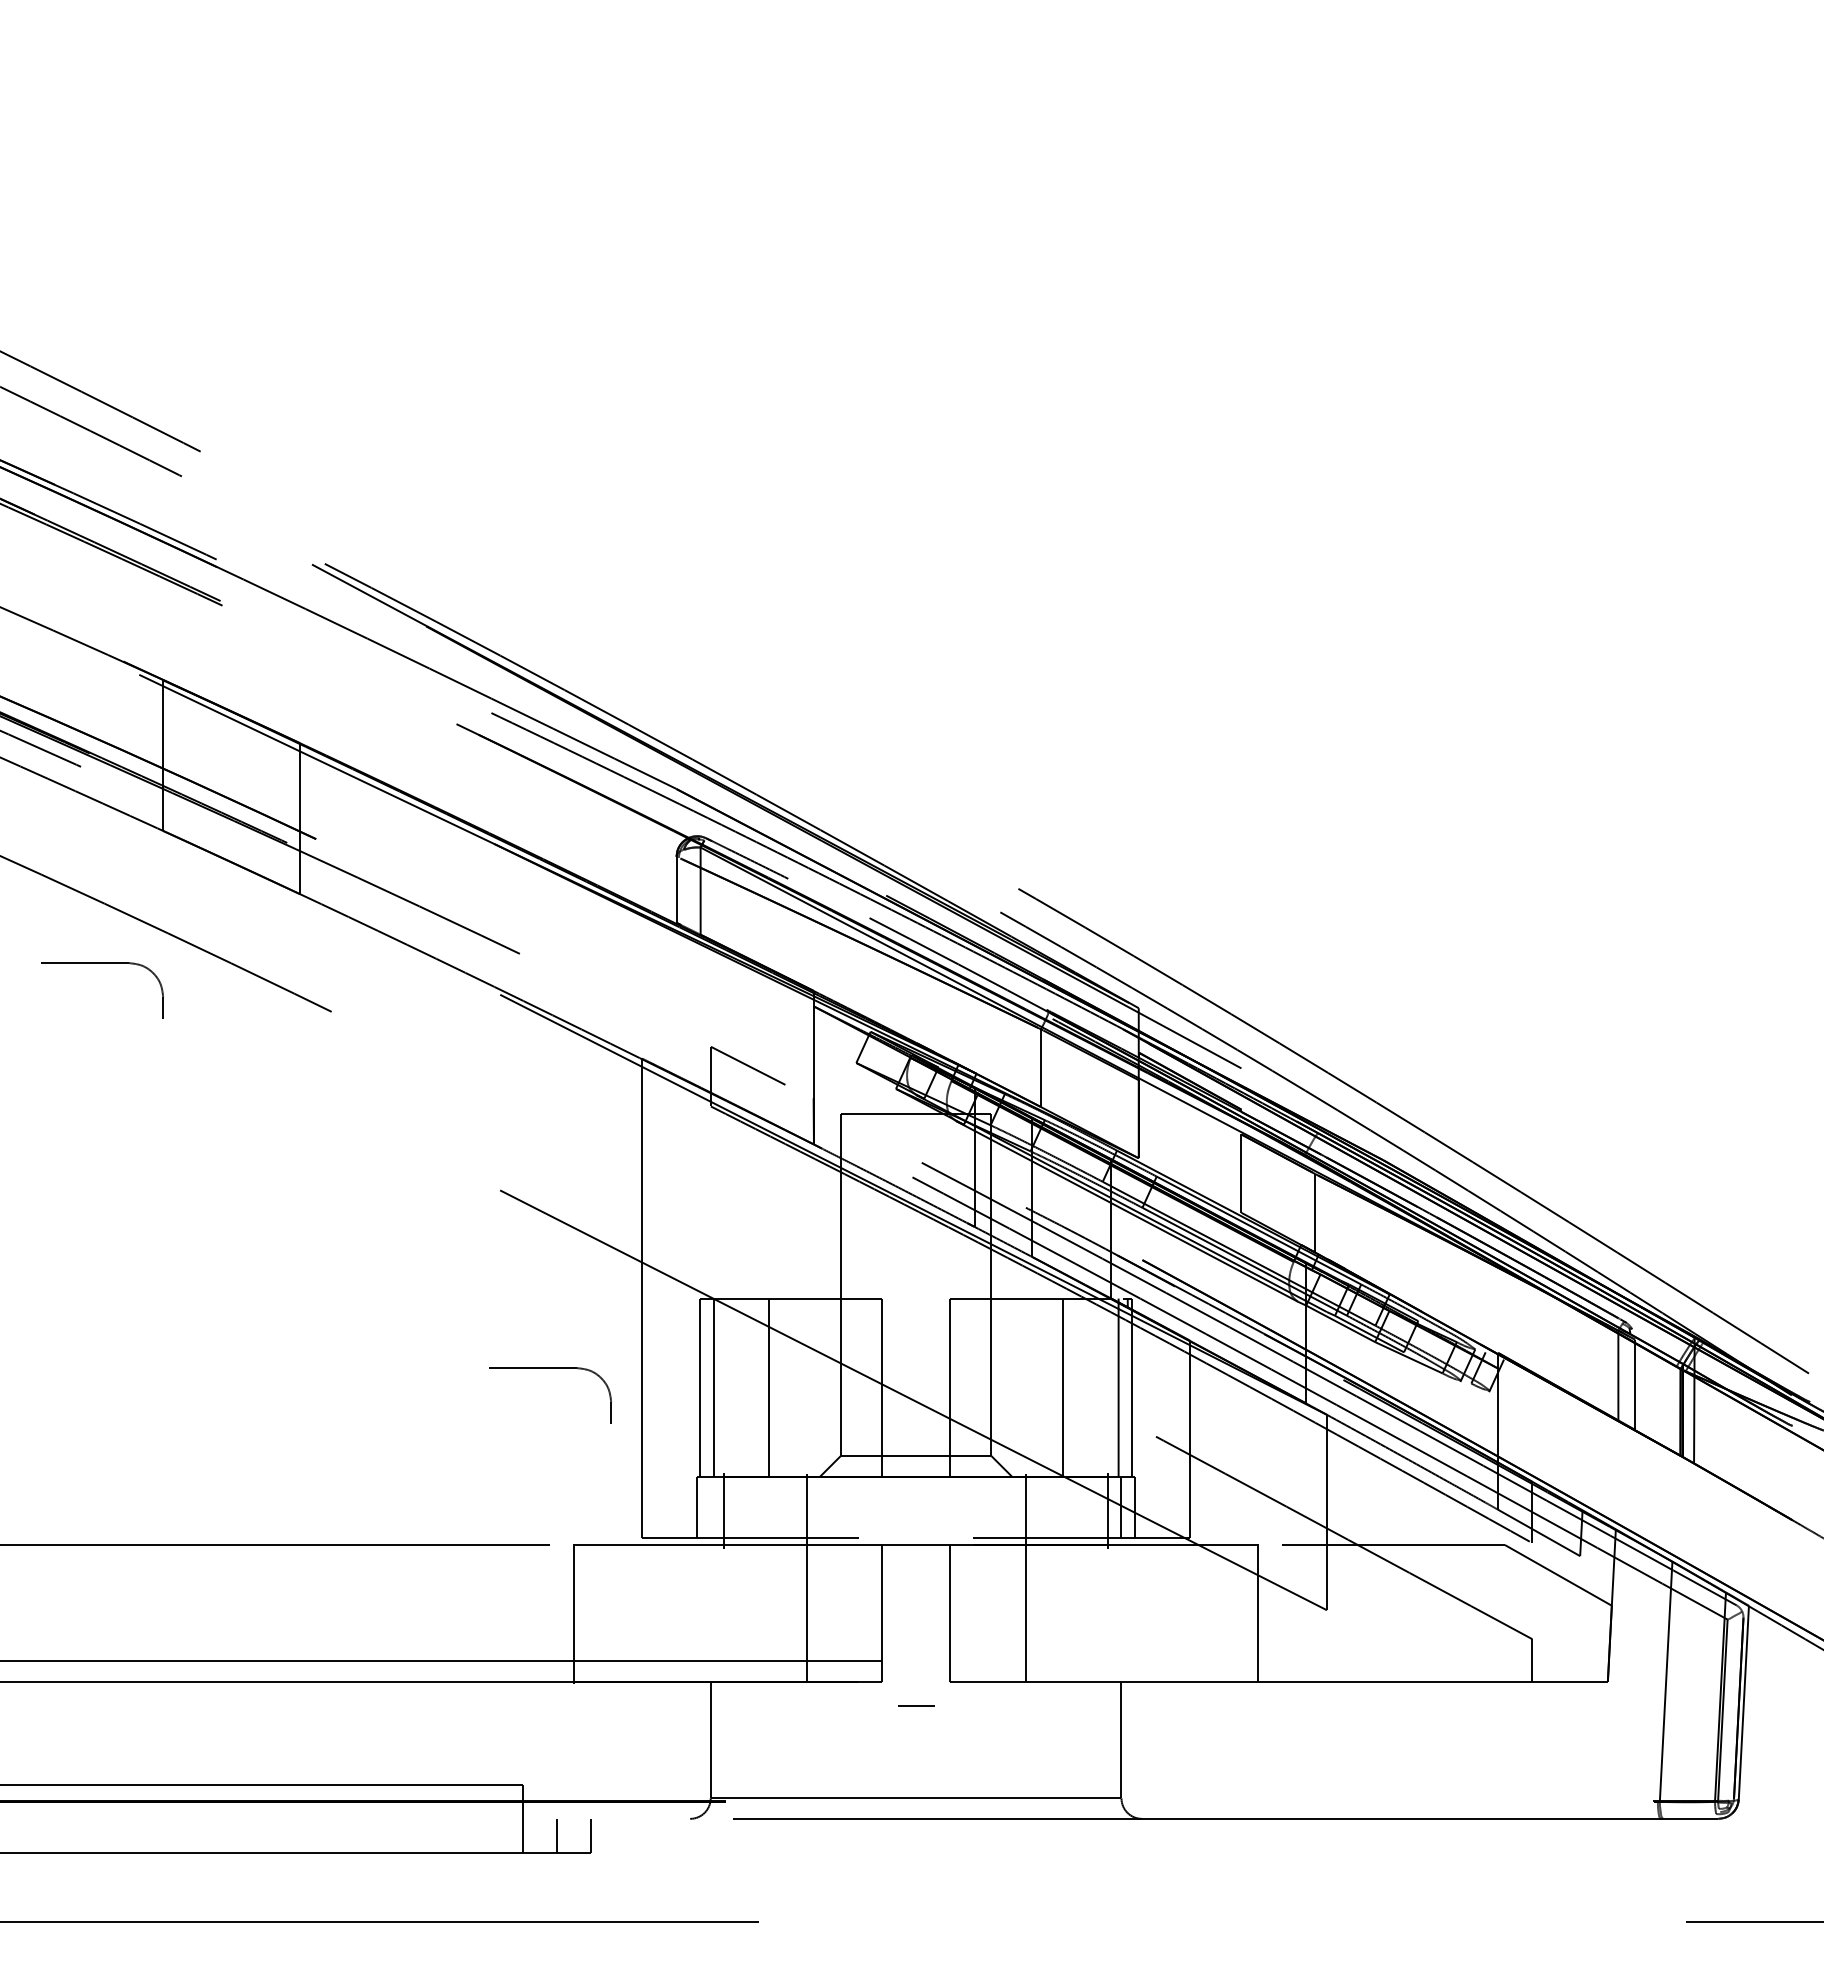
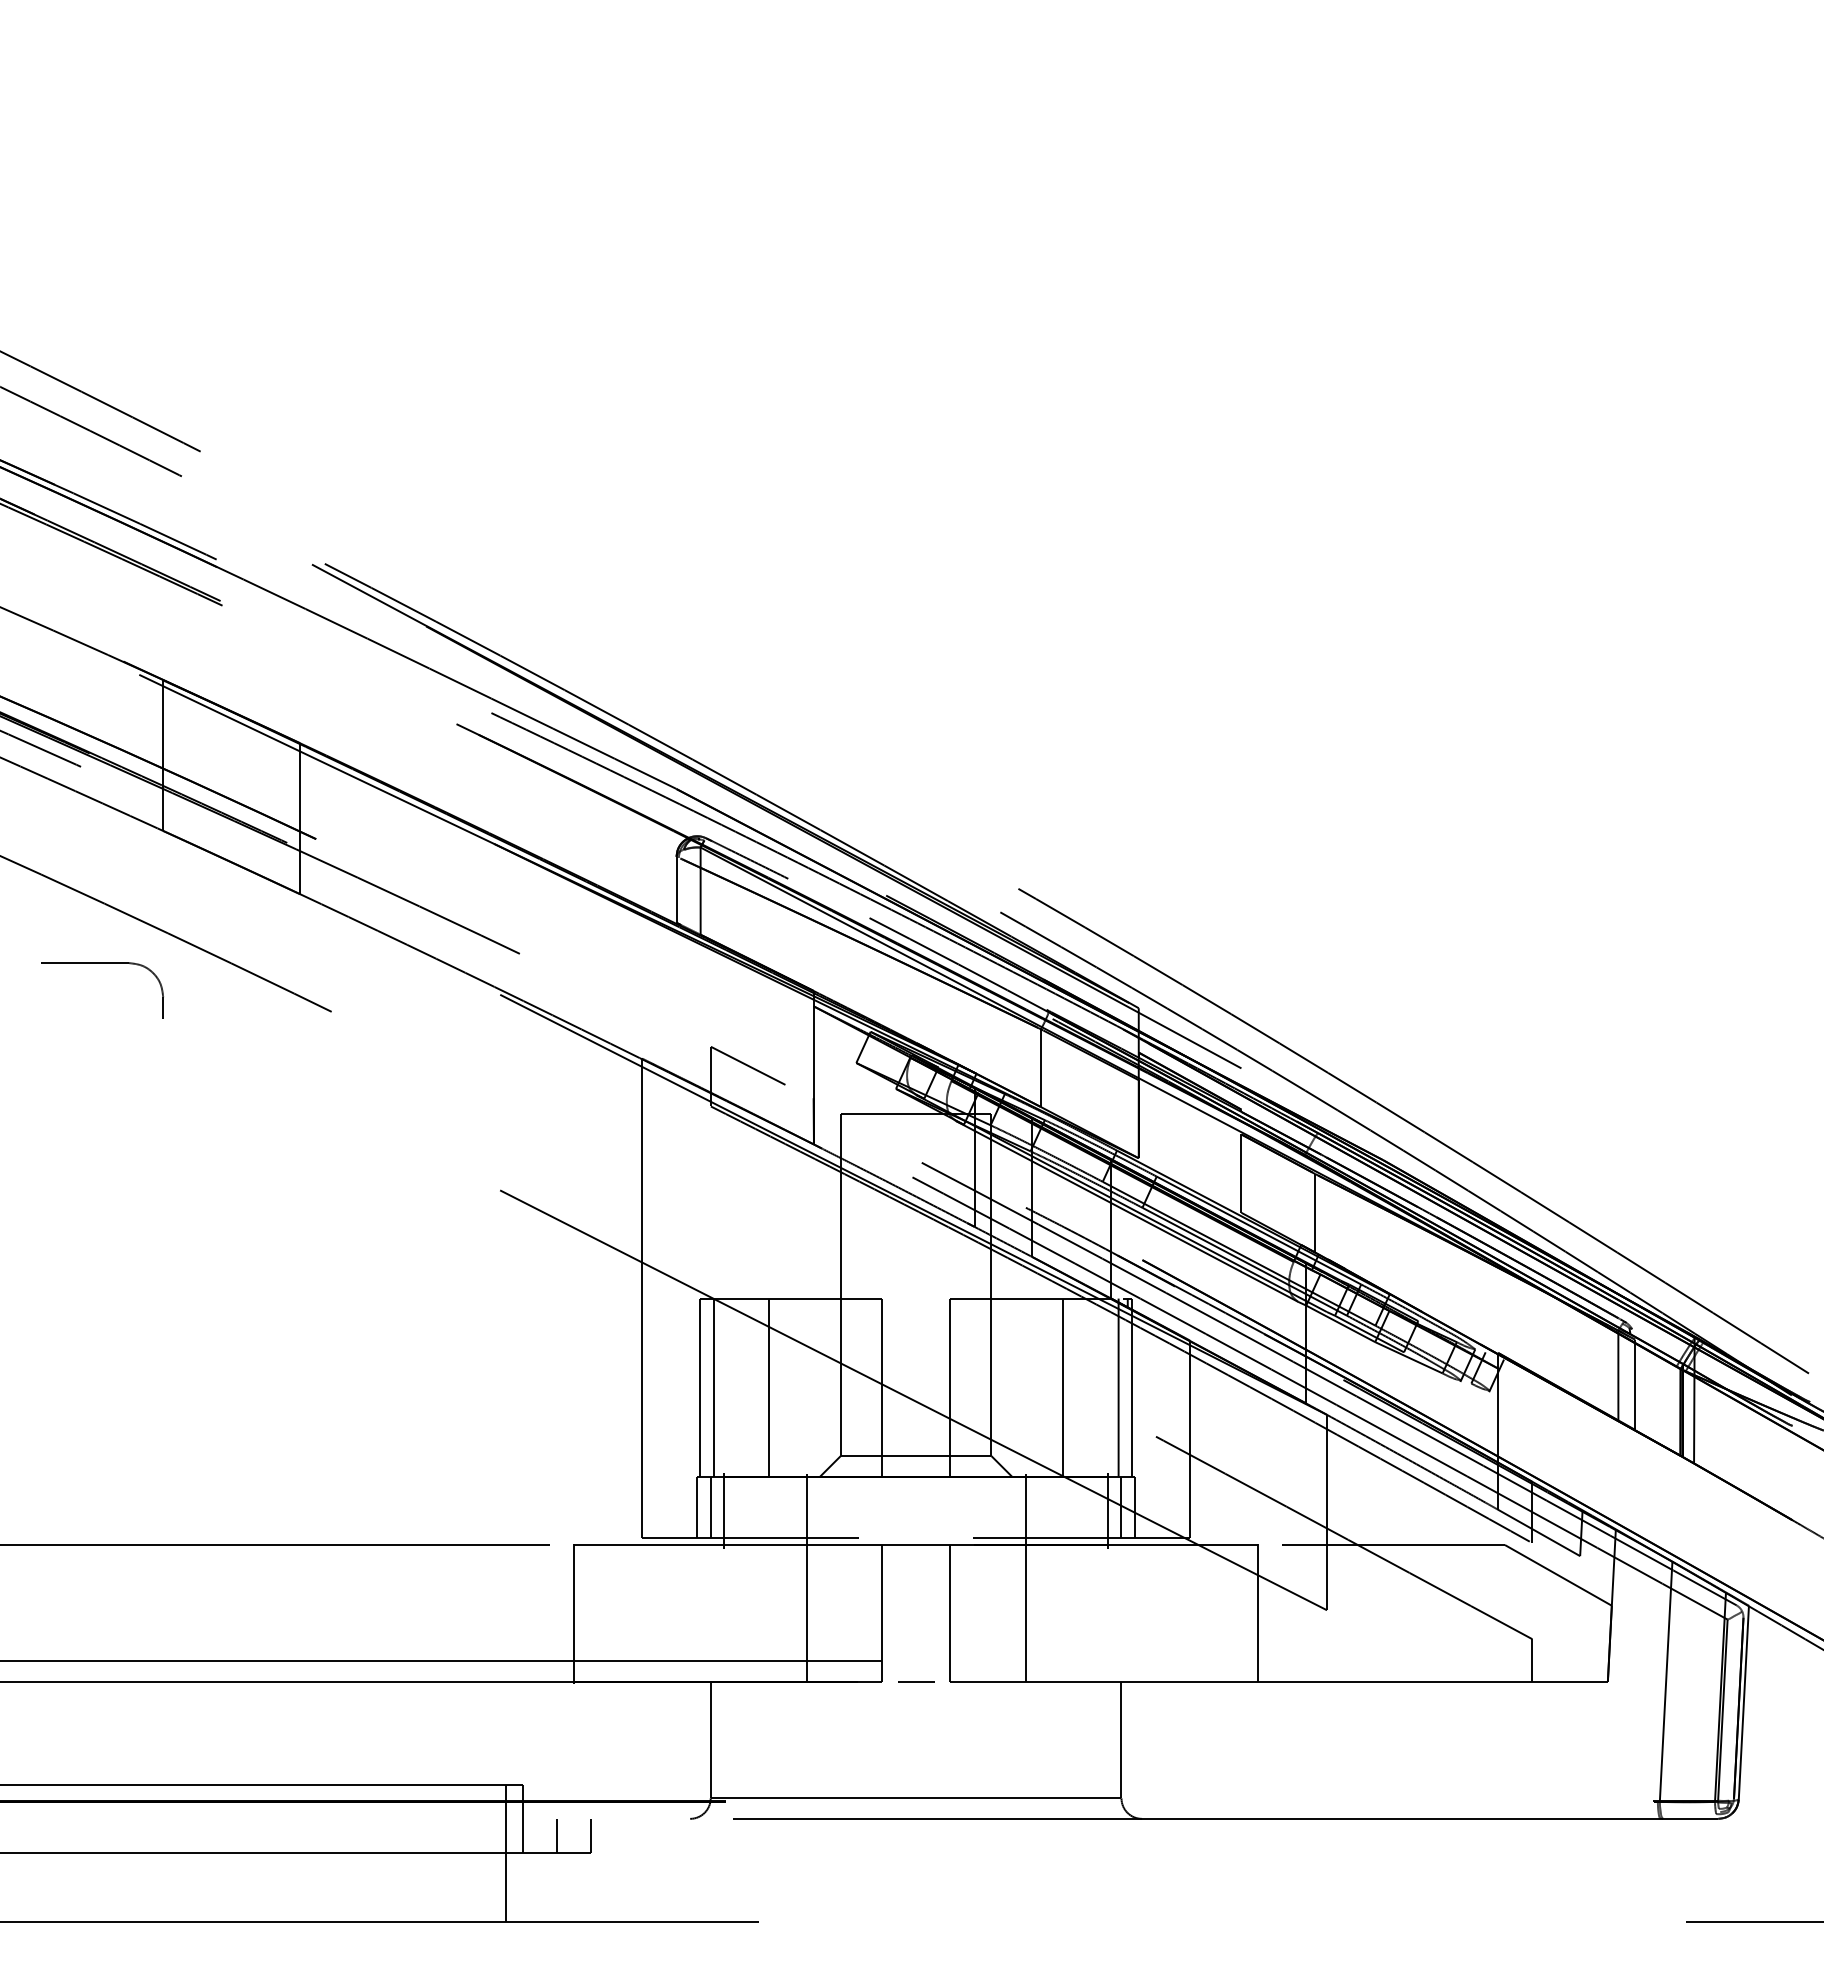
part: present -> none (550, 1368)
line: none -> present (710, 1507)
line position: (916, 1705) -> (916, 1681) (916, 1681)
line: none -> present (505, 1852)
